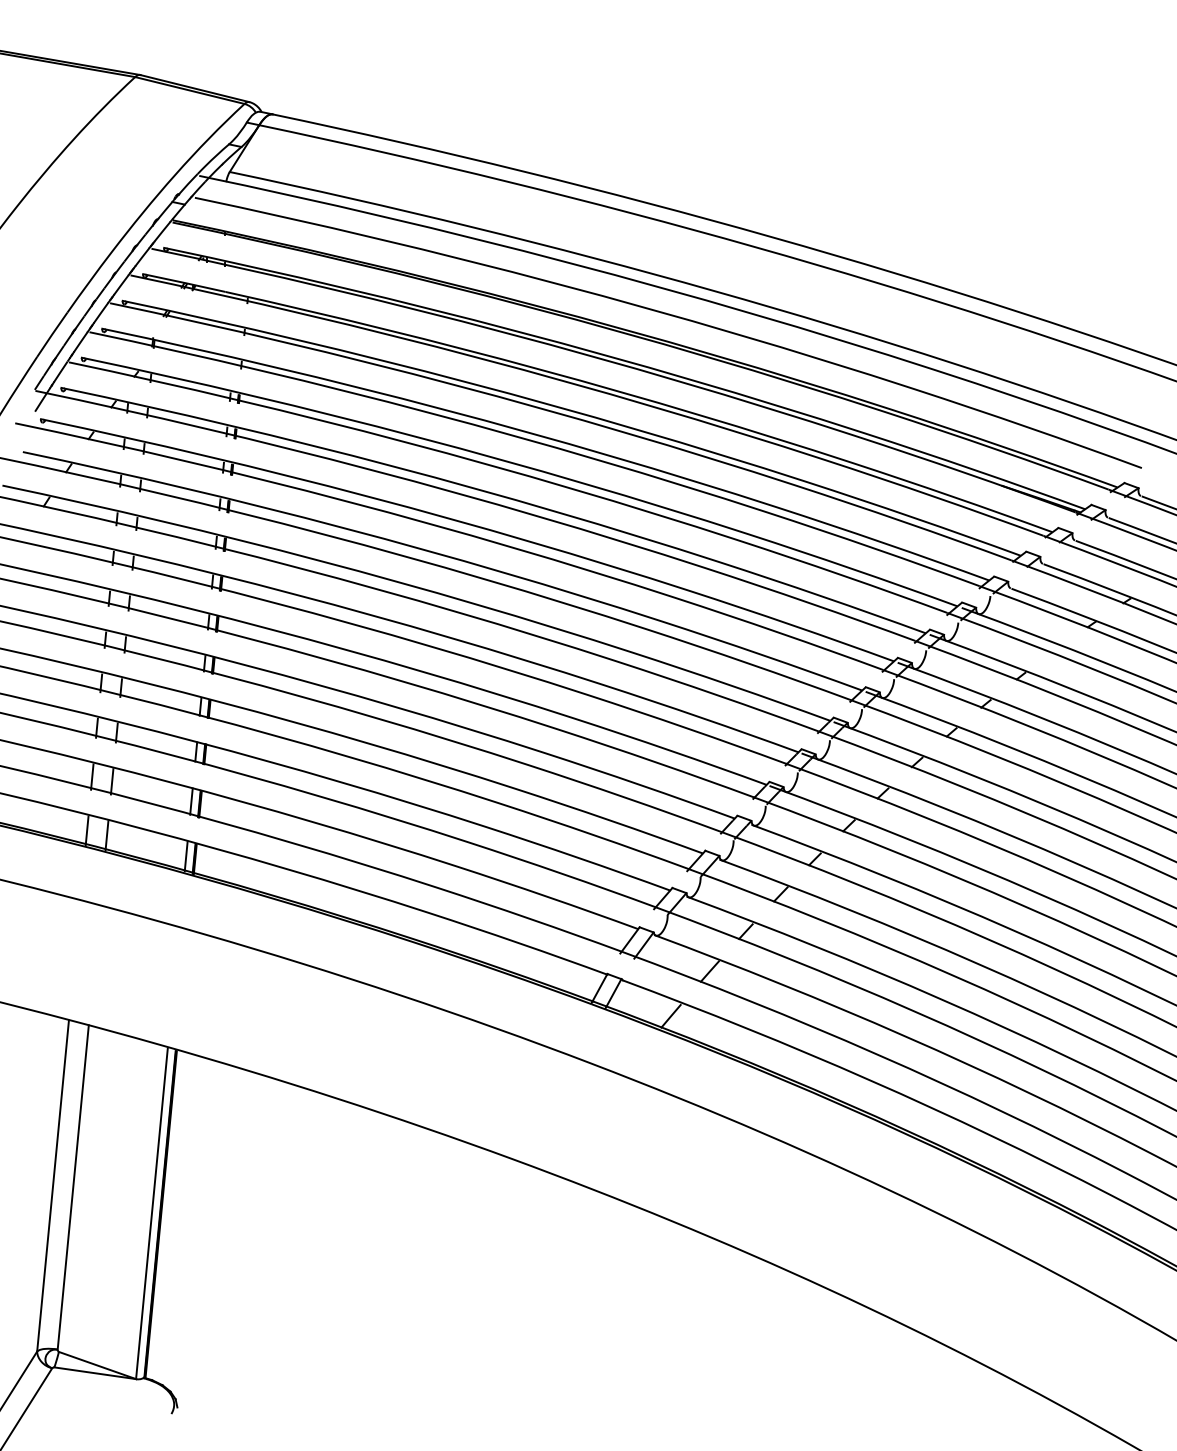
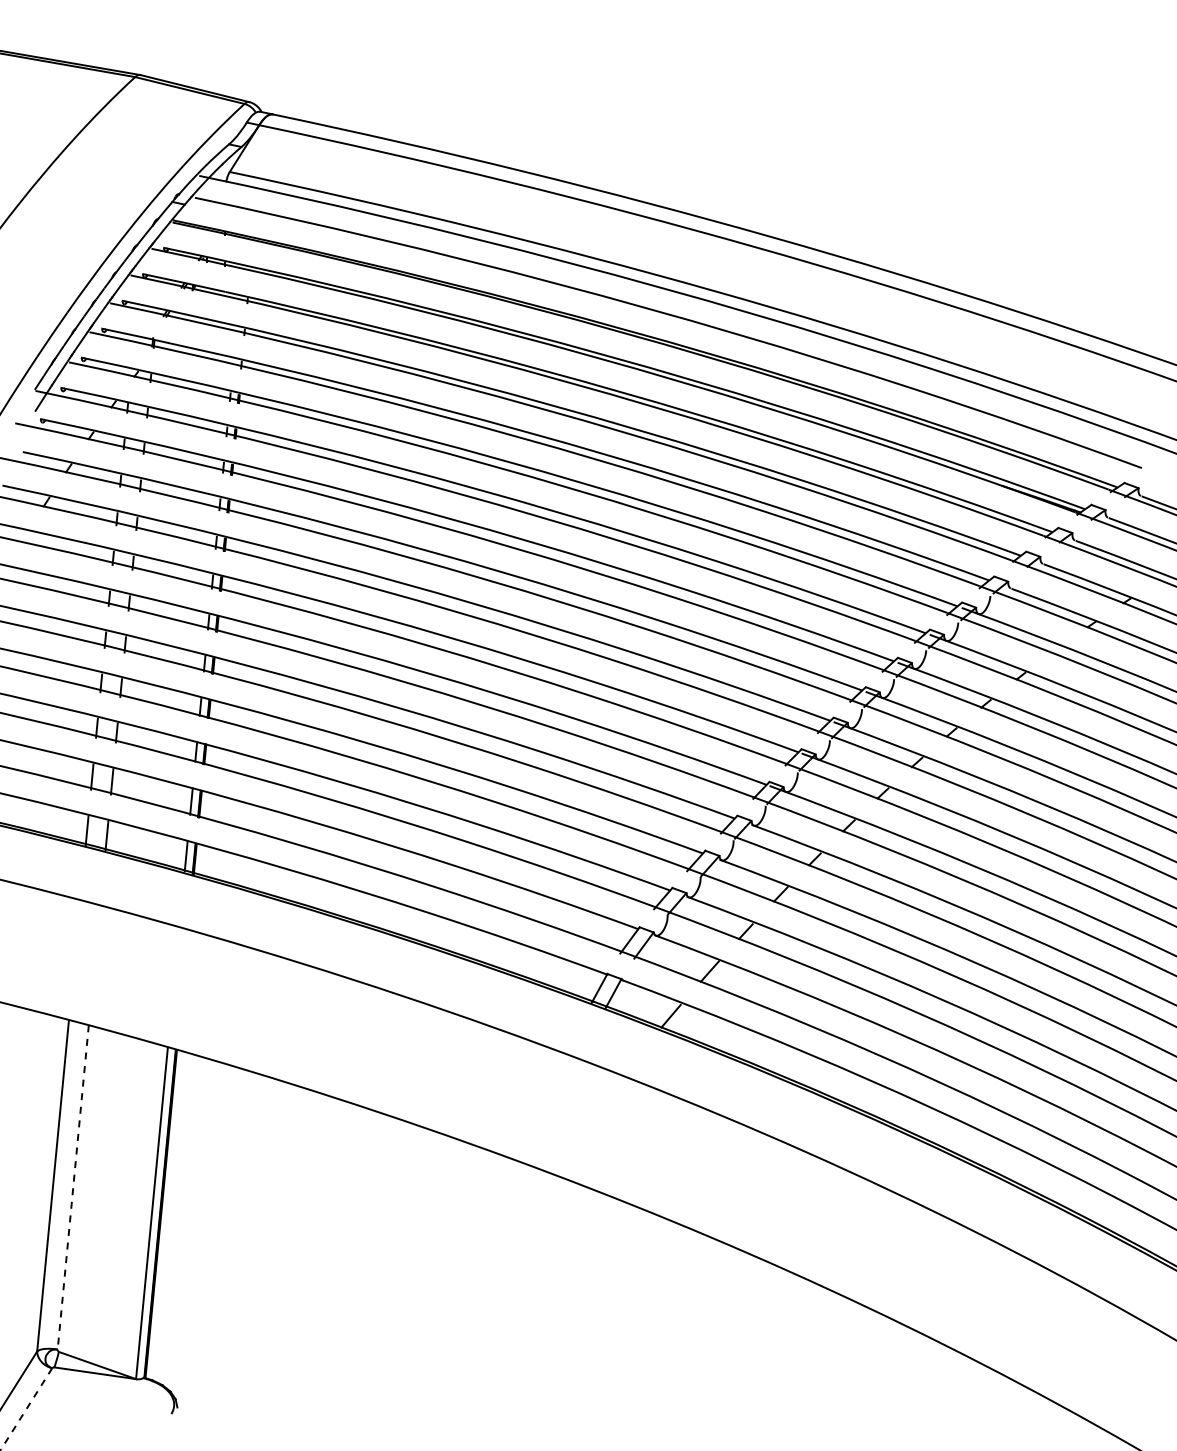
line: solid -> dashed (73, 1187)
line: solid -> dashed (26, 1409)
